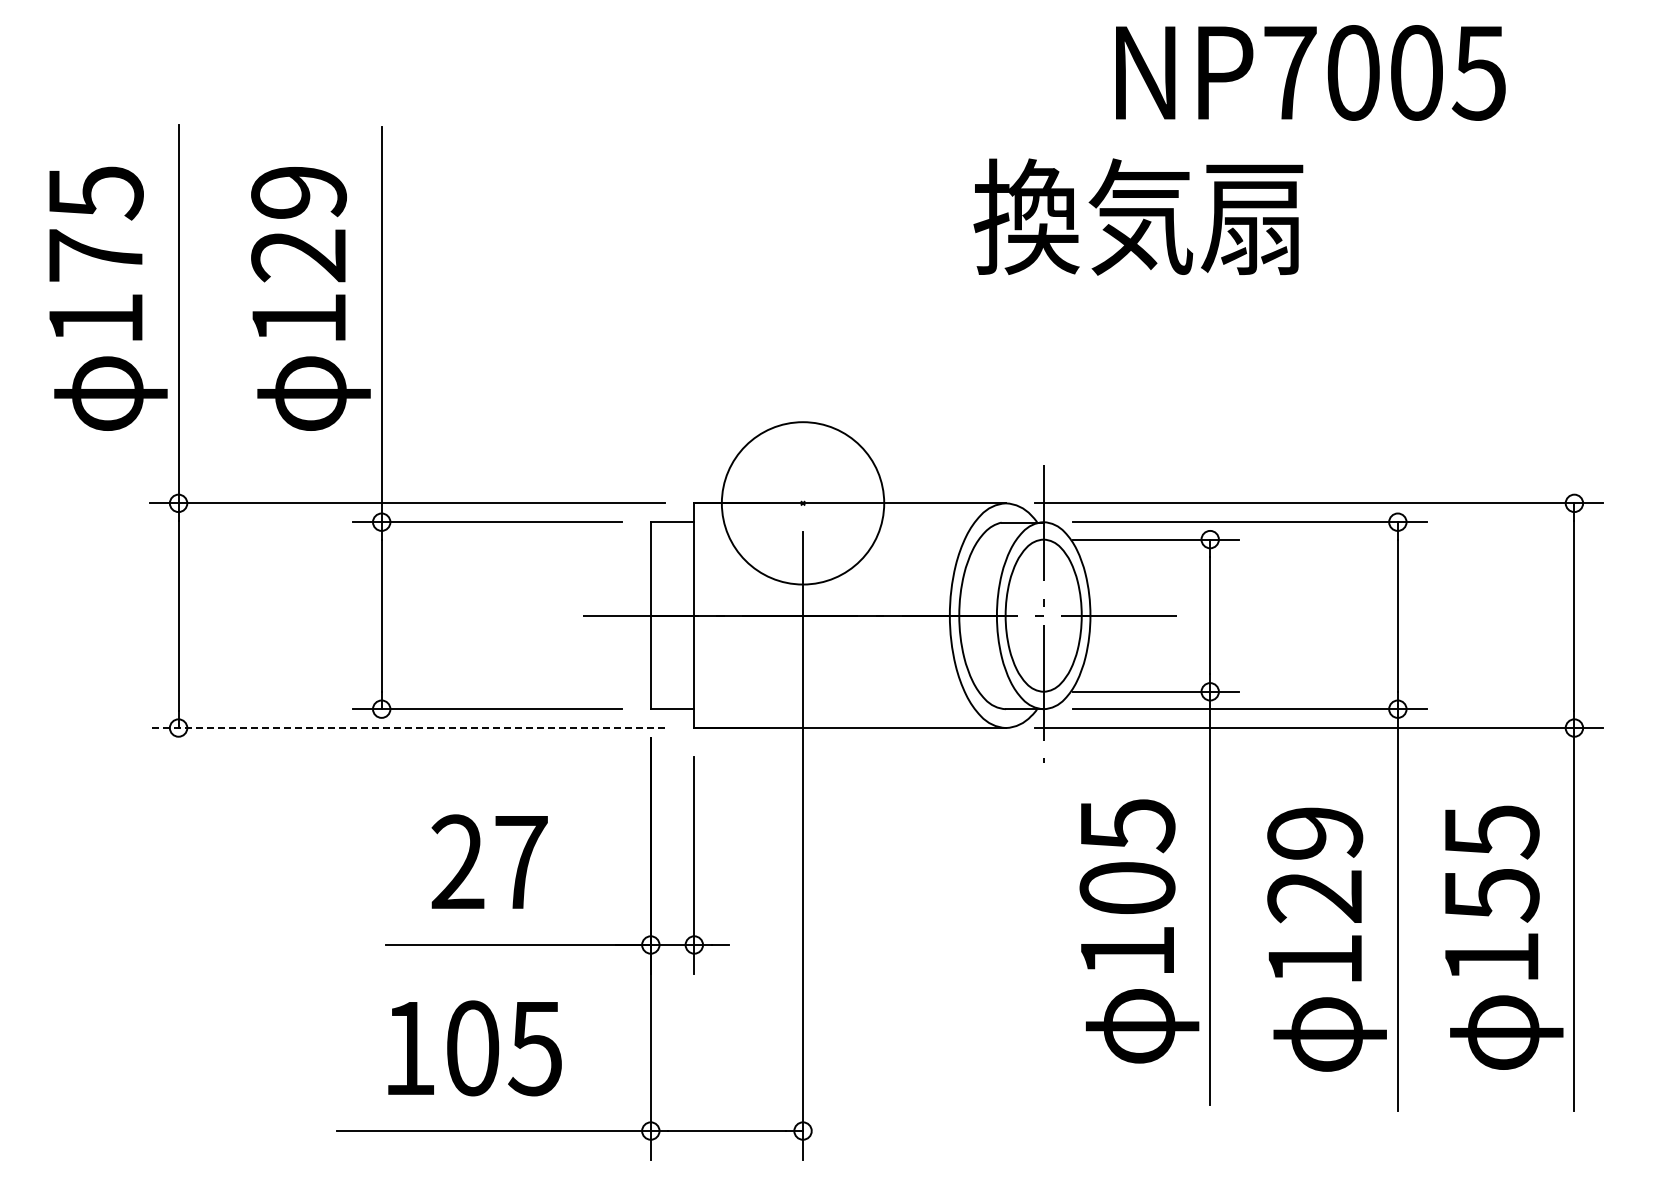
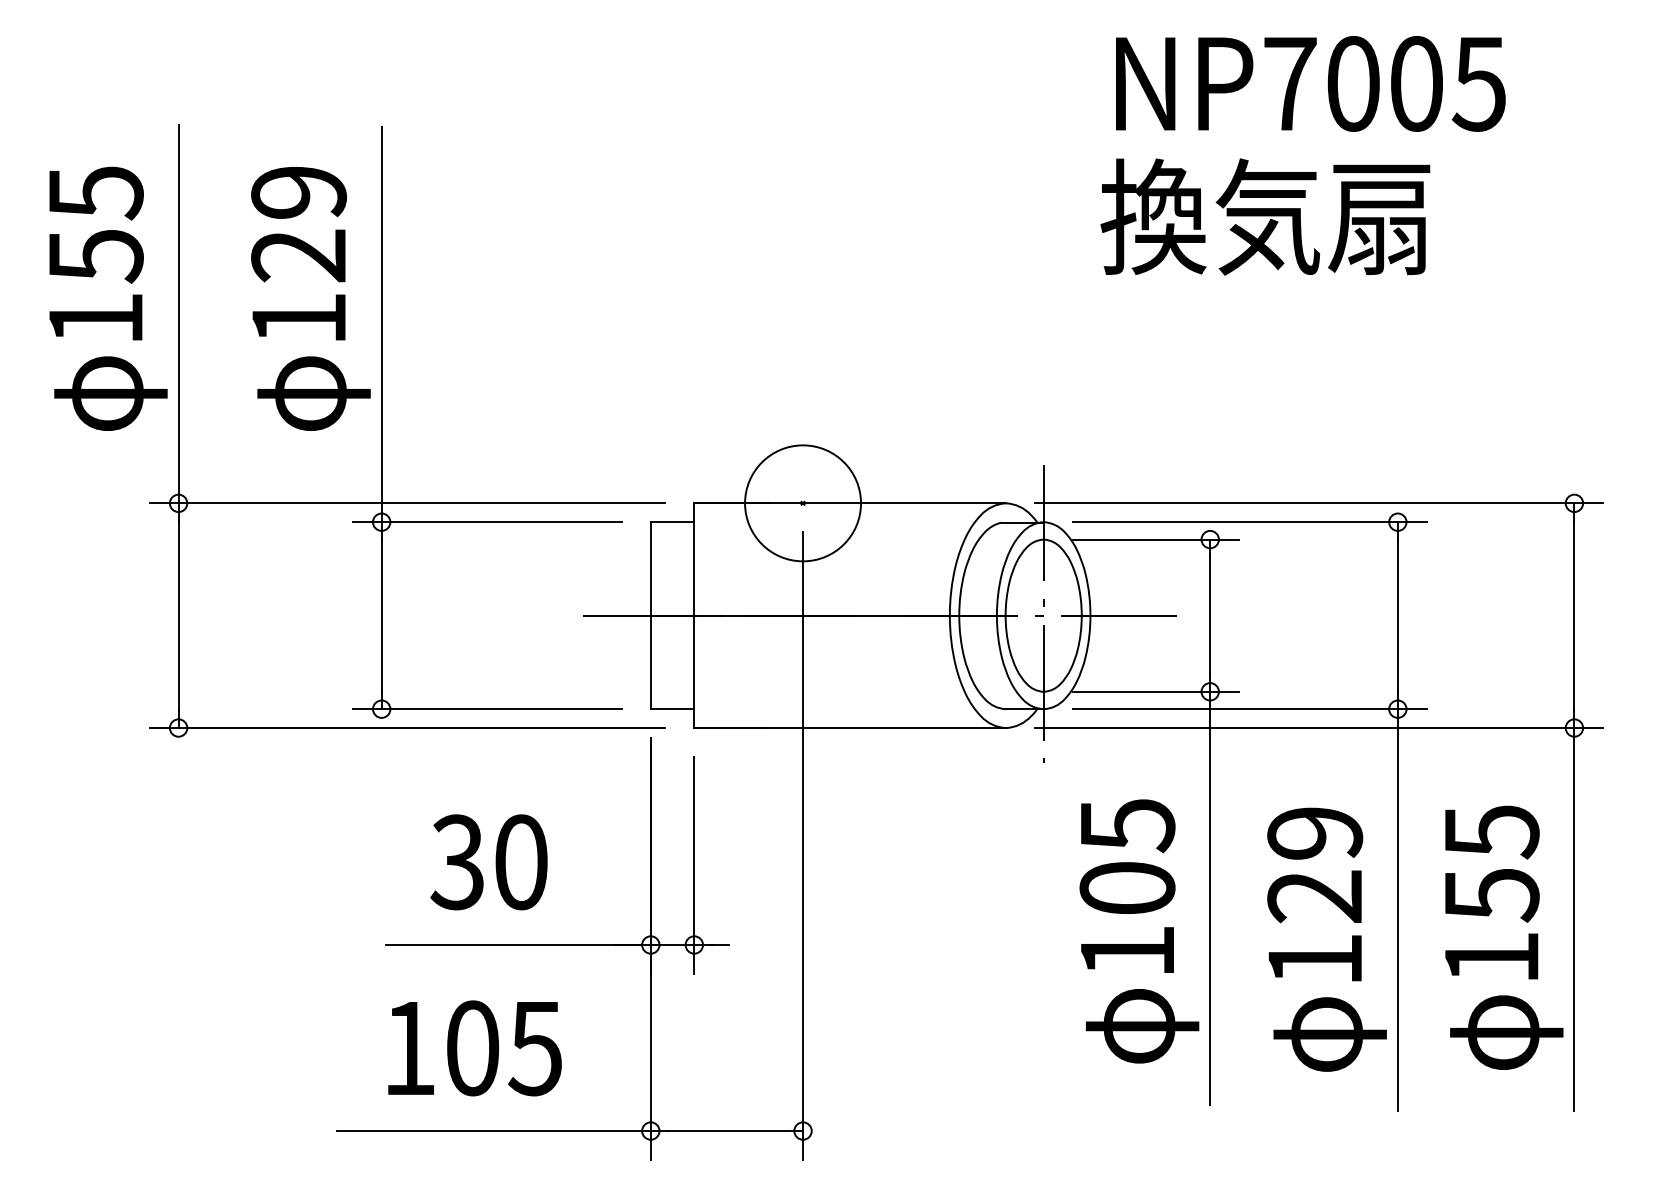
text position: (1310, 72) -> (1310, 83) (1310, 83)
text position: (1138, 216) -> (1265, 216) (1265, 216)
text: 175 -> 155 (96, 256)
circle diameter: 162 px -> 116 px (803, 503)
line: dashed -> solid (407, 728)
text: 27 -> 30 (488, 862)
